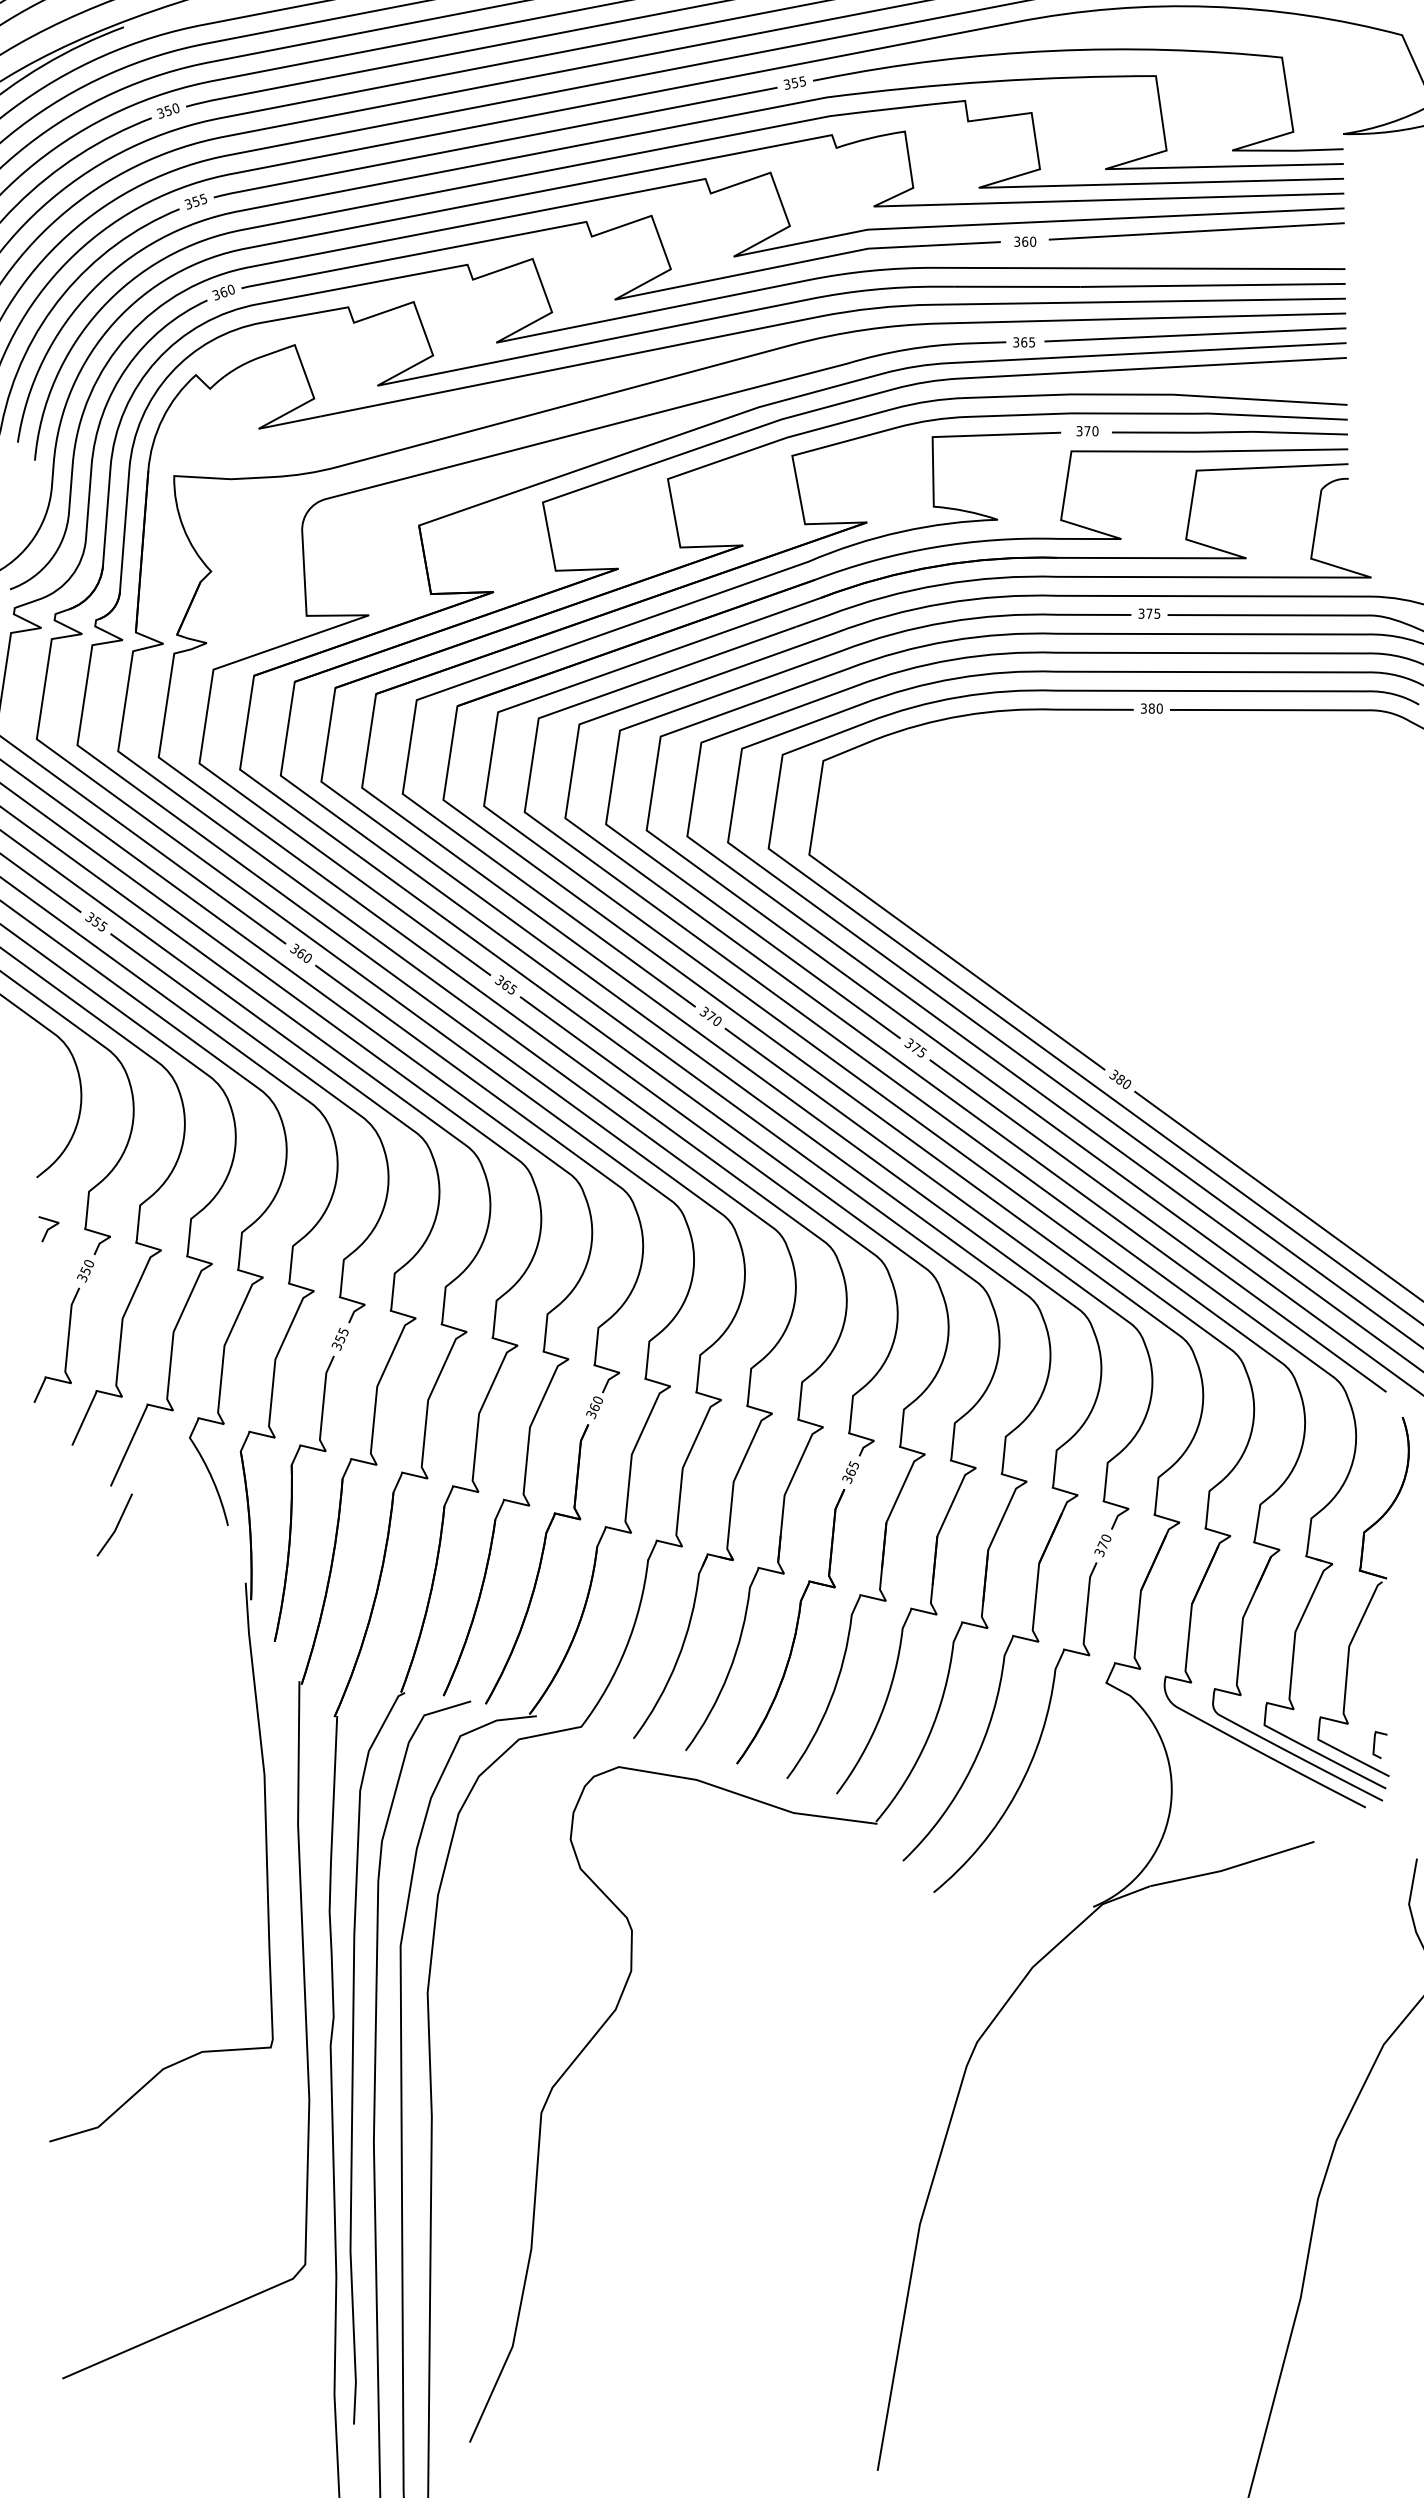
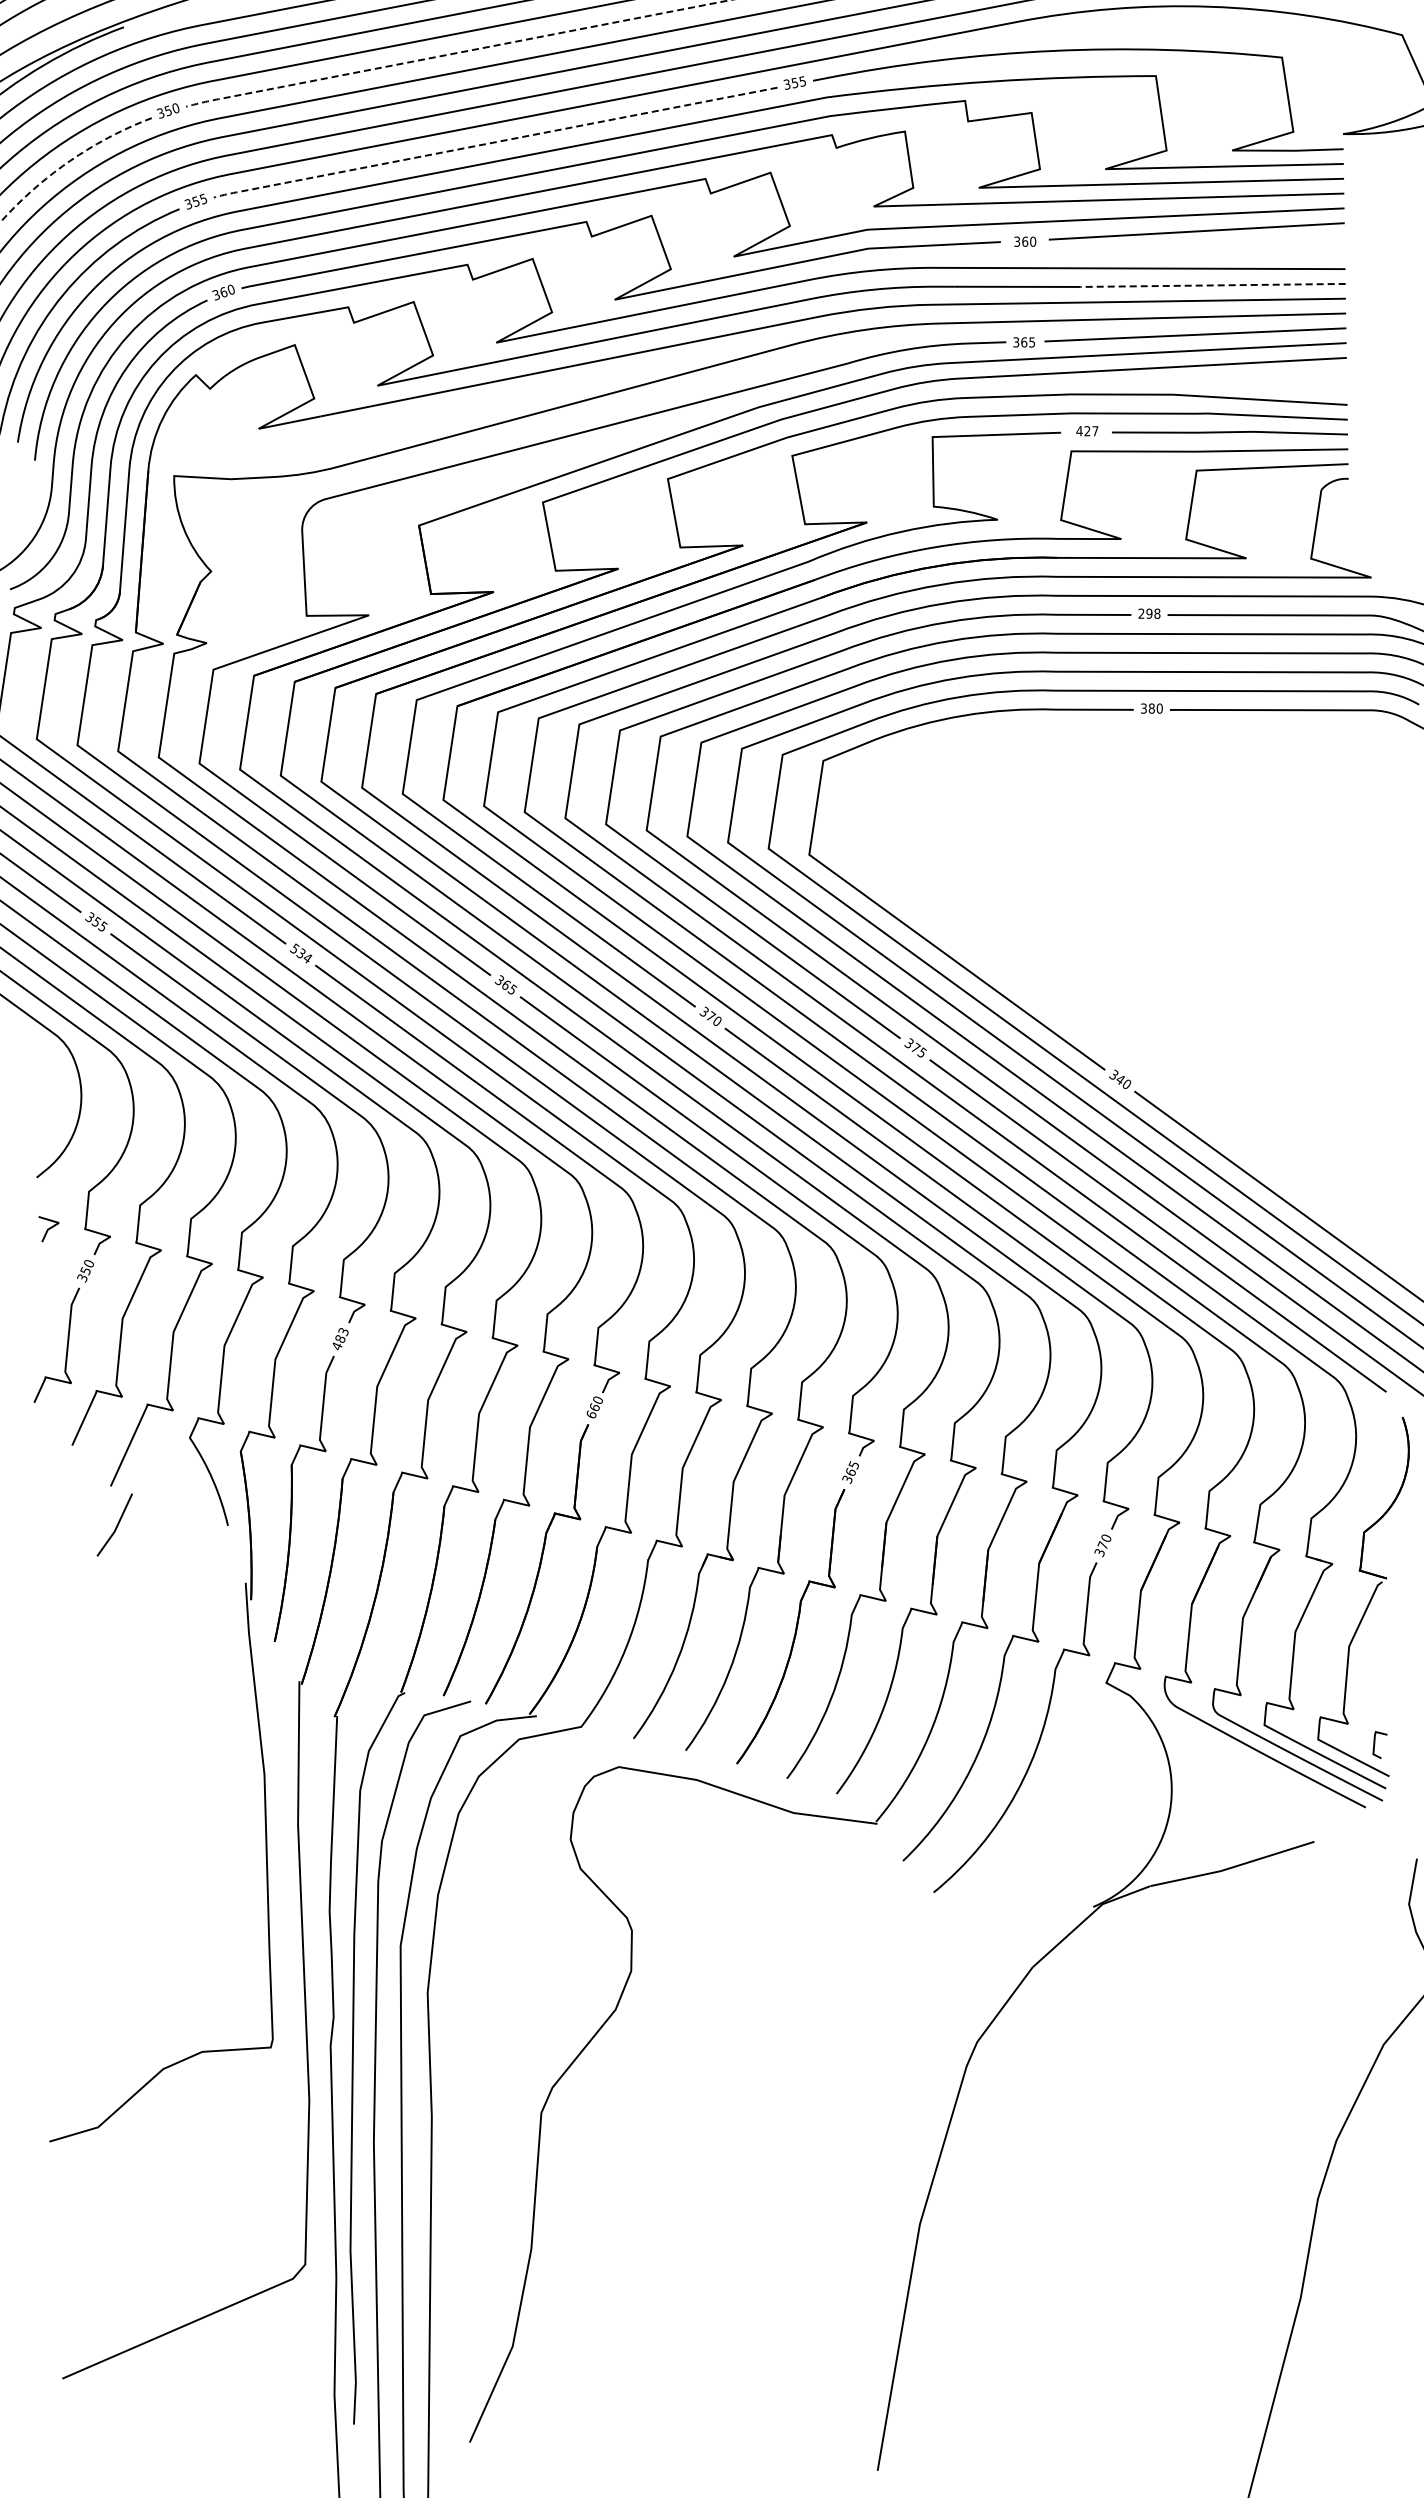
line: solid -> dashed (455, 53)
line: solid -> dashed (492, 142)
line: solid -> dashed (68, 161)
line: solid -> dashed (1213, 285)
text: 370 -> 427 (1087, 431)
text: 375 -> 298 (1149, 613)
text: 360 -> 534 (302, 953)
text: 380 -> 340 (1120, 1079)
text: 355 -> 483 (339, 1338)
text: 360 -> 660 (591, 1414)
